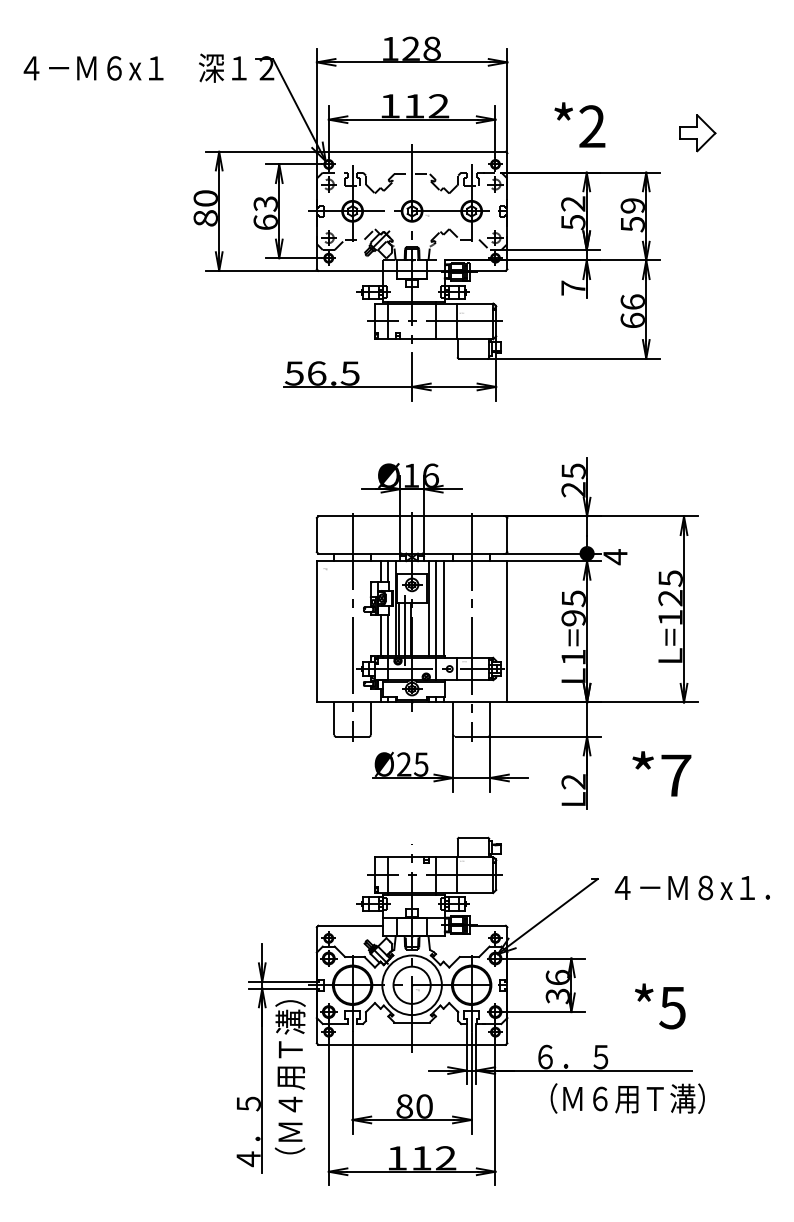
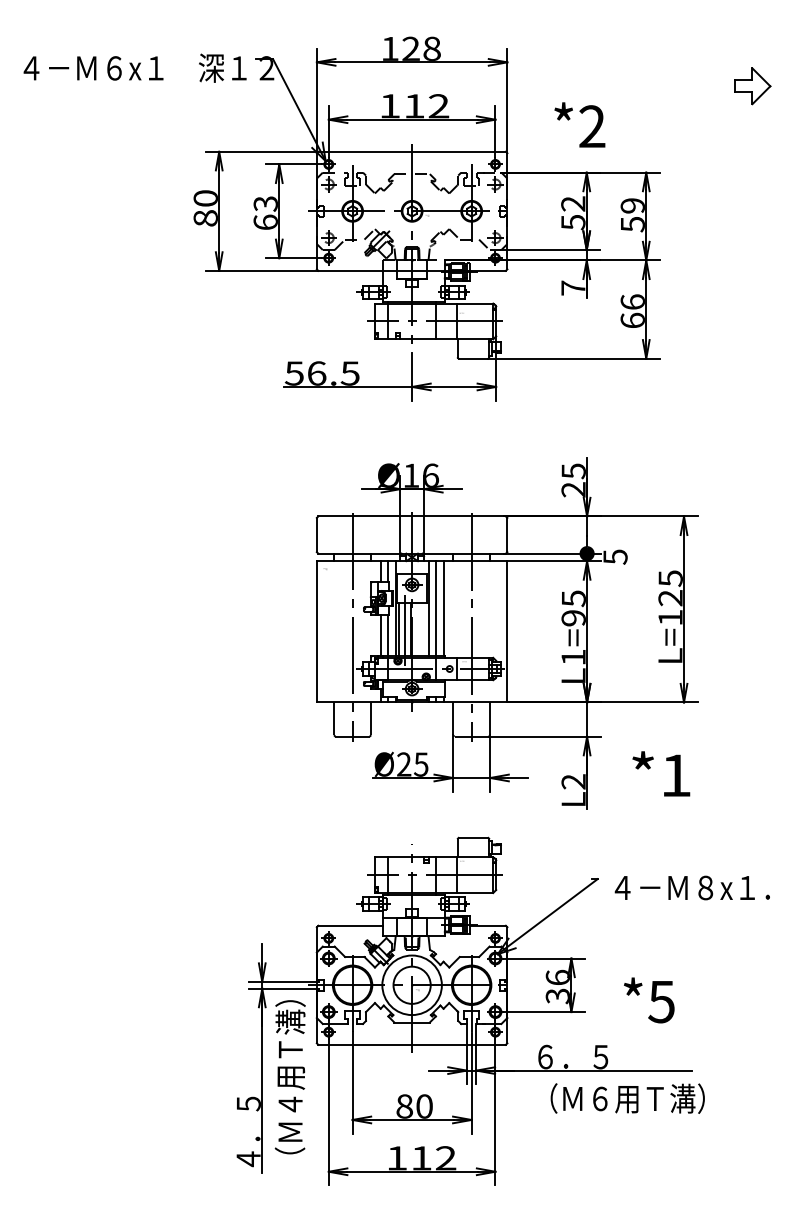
part position: (697, 133) -> (752, 86) (752, 86)
text: 4 -> 5 (615, 557)
text: *7 -> *1 (676, 775)
text position: (660, 1006) -> (649, 1000) (649, 1000)
